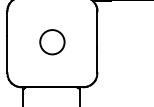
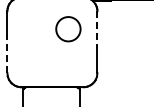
line: solid -> dashed (97, 29)
circle position: (52, 42) -> (68, 29) (68, 29)
line: solid -> dashed (7, 54)
